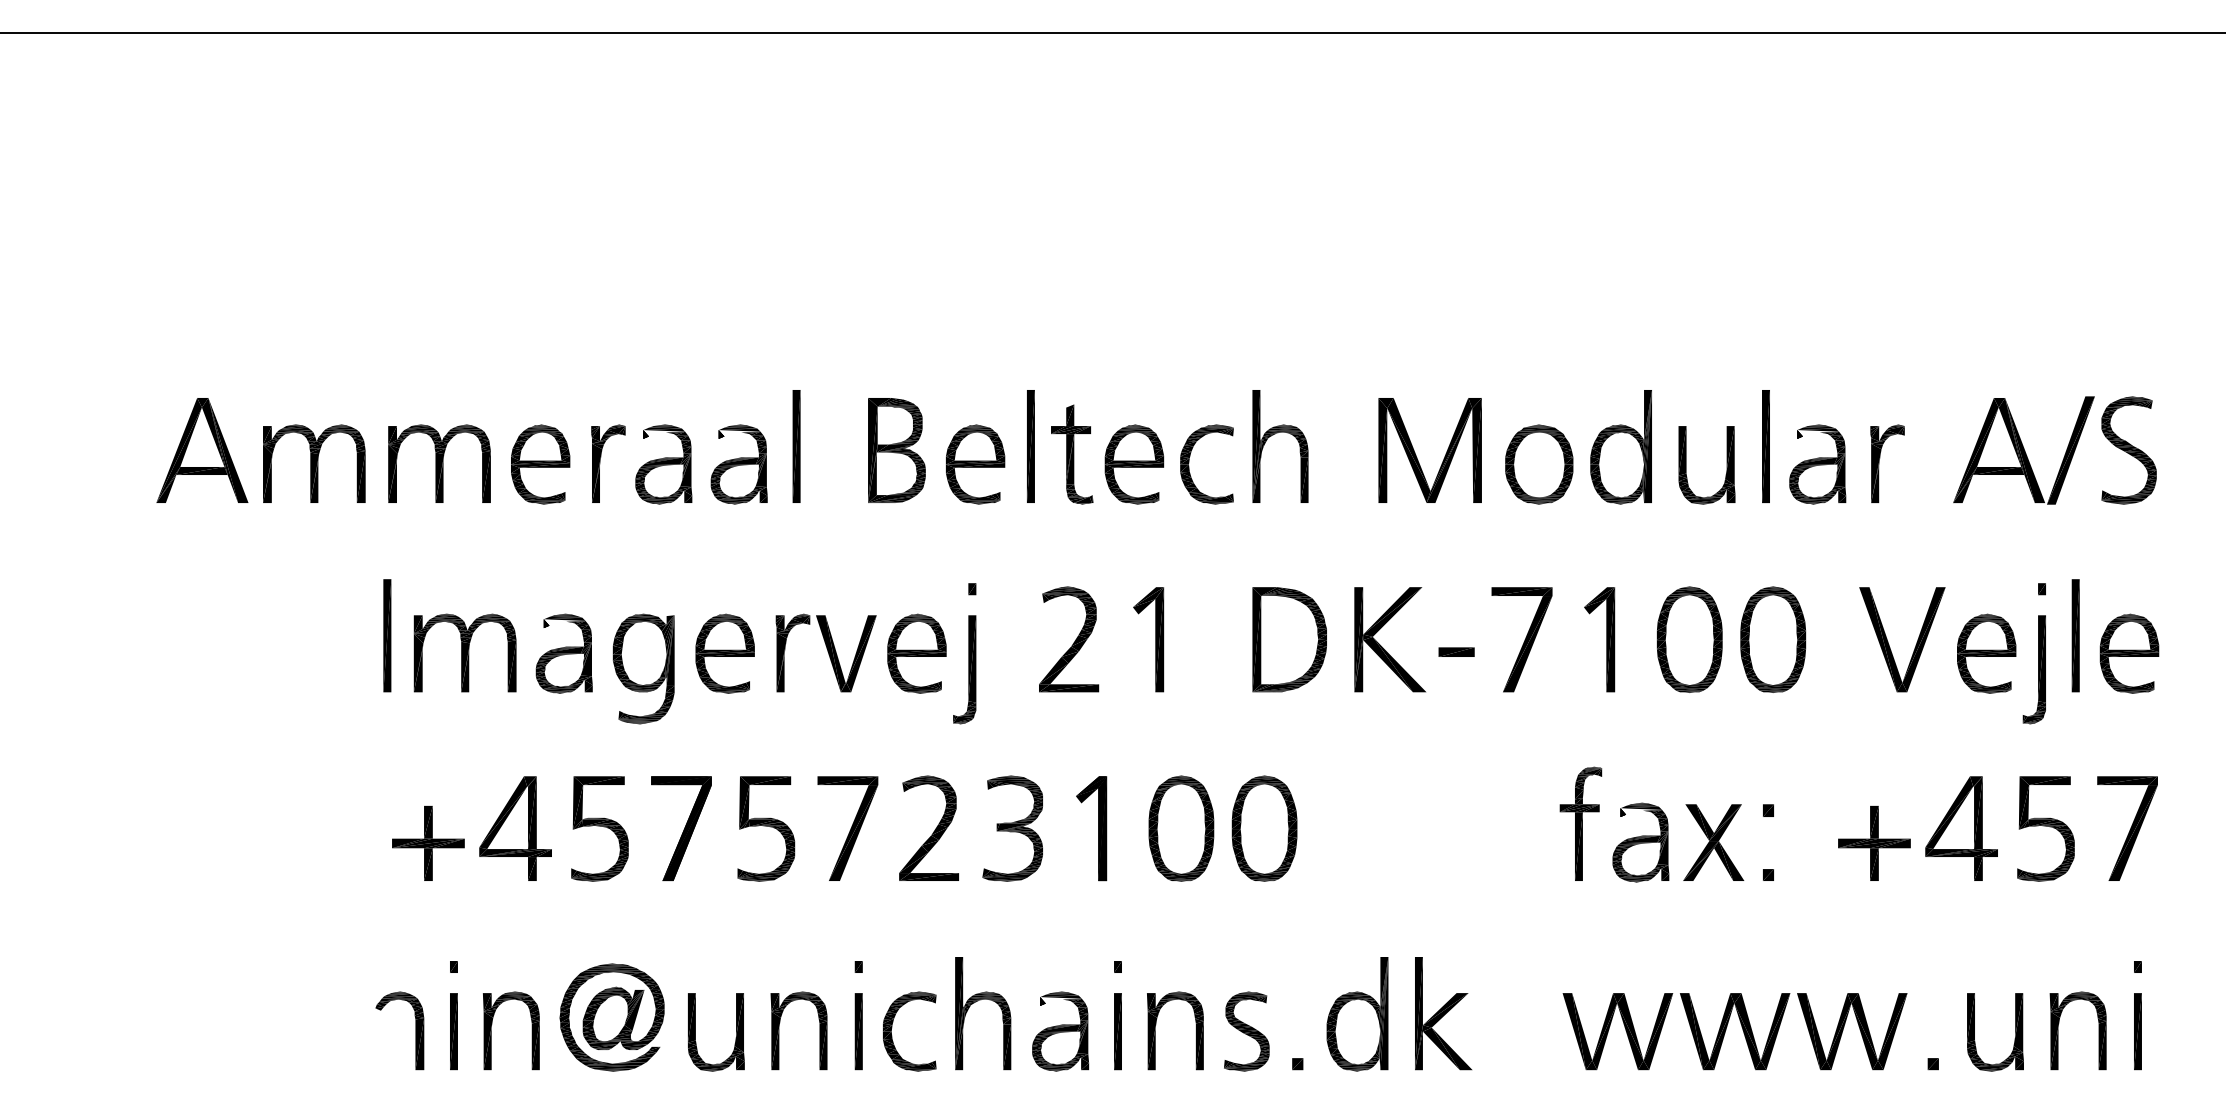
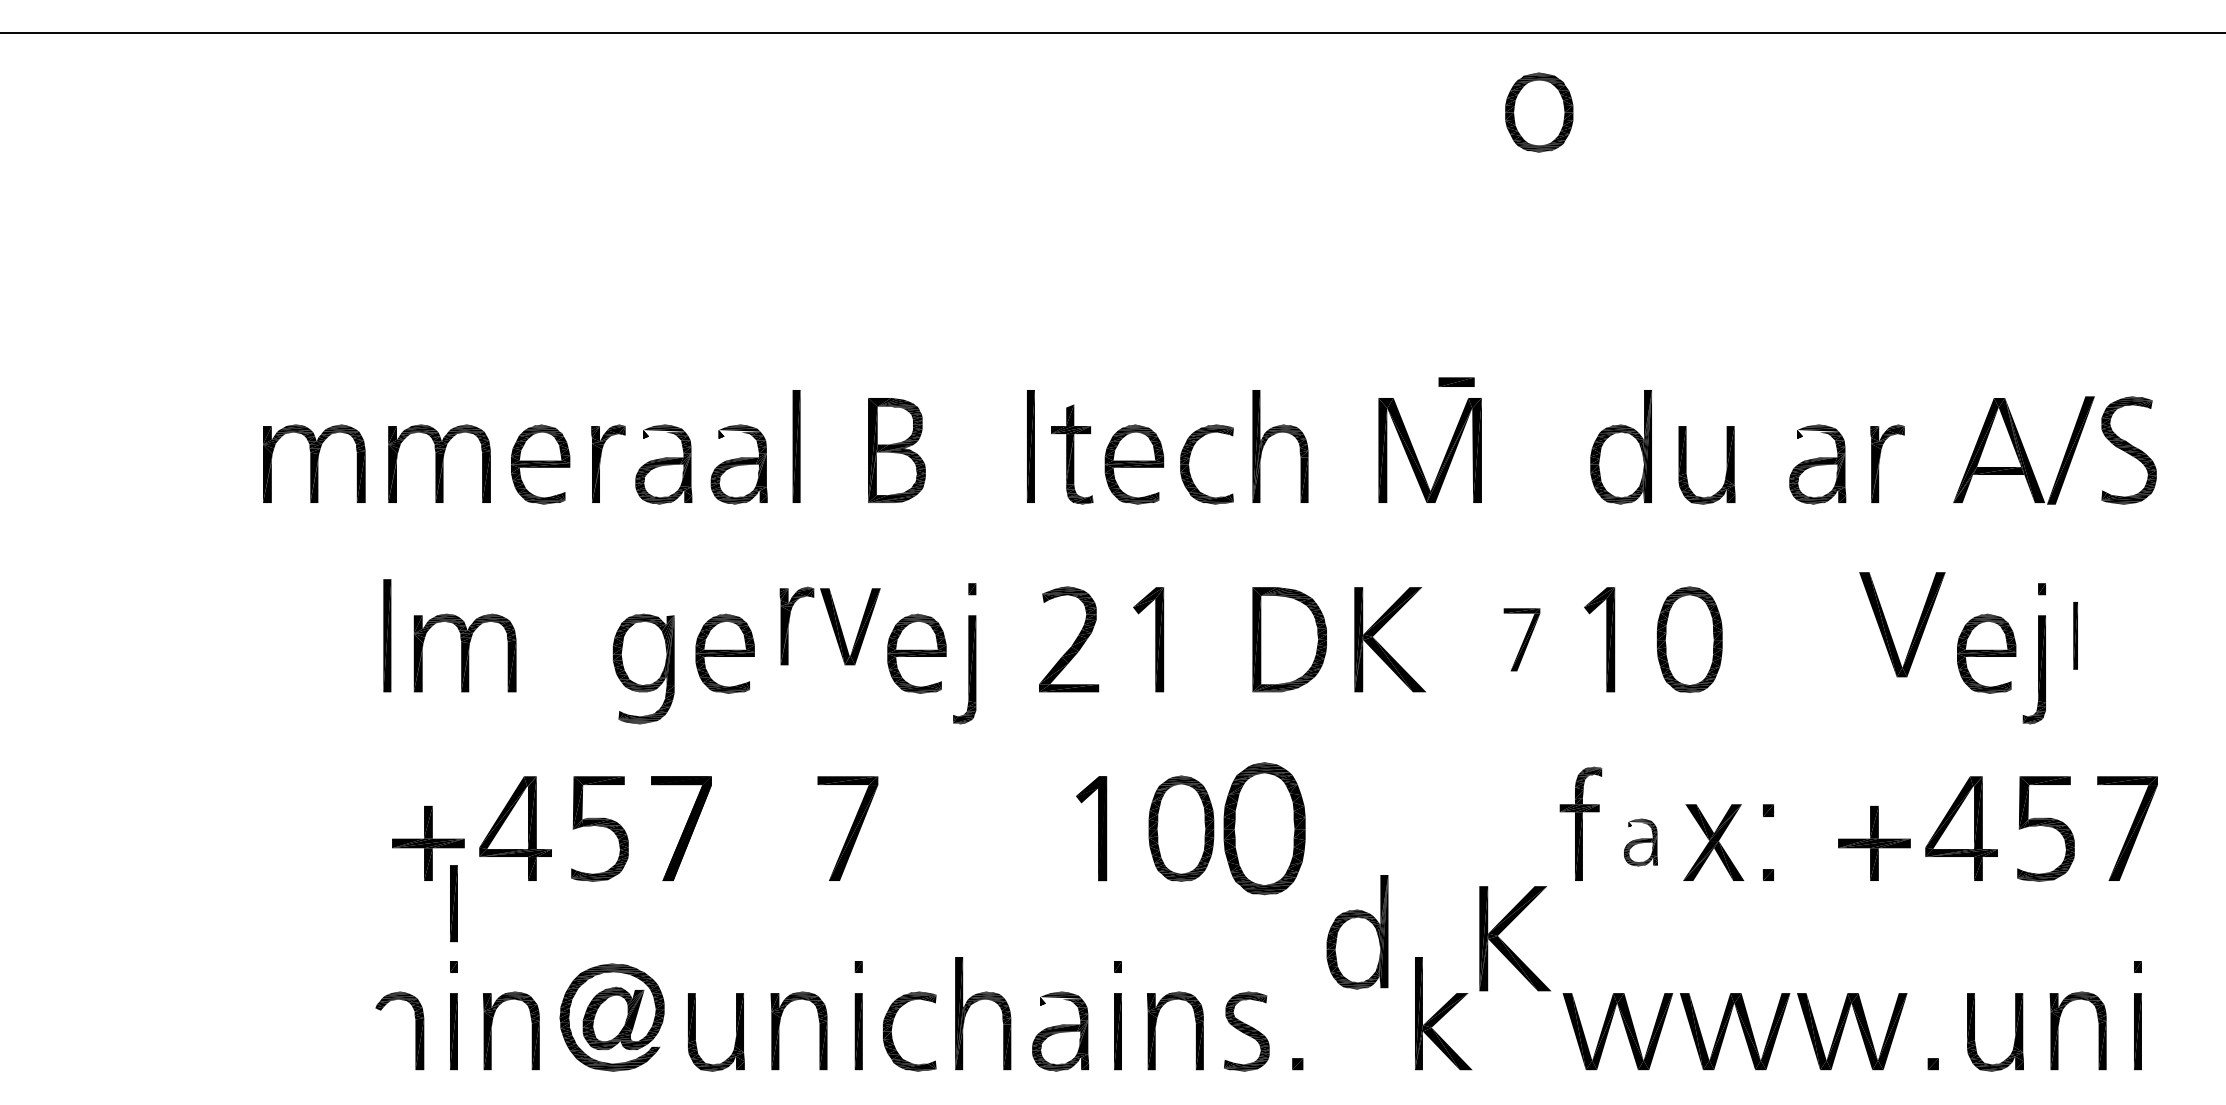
part: present -> none (1765, 446)
part: present -> none (202, 450)
part: present -> none (975, 464)
part position: (1539, 464) -> (1539, 112) (1539, 112)
part size: 9x114 px -> 5x68 px (2075, 635)
part size: 62x106 px -> 38x64 px (1521, 639)
part: present -> none (1773, 639)
part position: (1889, 644) -> (1889, 629) (1889, 629)
part position: (1456, 651) -> (1456, 381) (1456, 381)
part position: (825, 652) -> (829, 625) (829, 625)
part: present -> none (563, 653)
part: present -> none (2129, 653)
part: present -> none (766, 828)
part: present -> none (1012, 828)
part size: 67x107 px -> 83x134 px (1264, 828)
part: present -> none (933, 831)
part size: 58x81 px -> 34x49 px (1640, 842)
part: none -> present (453, 903)
part: none -> present (1507, 945)
part position: (1357, 1014) -> (1357, 932) (1357, 932)
